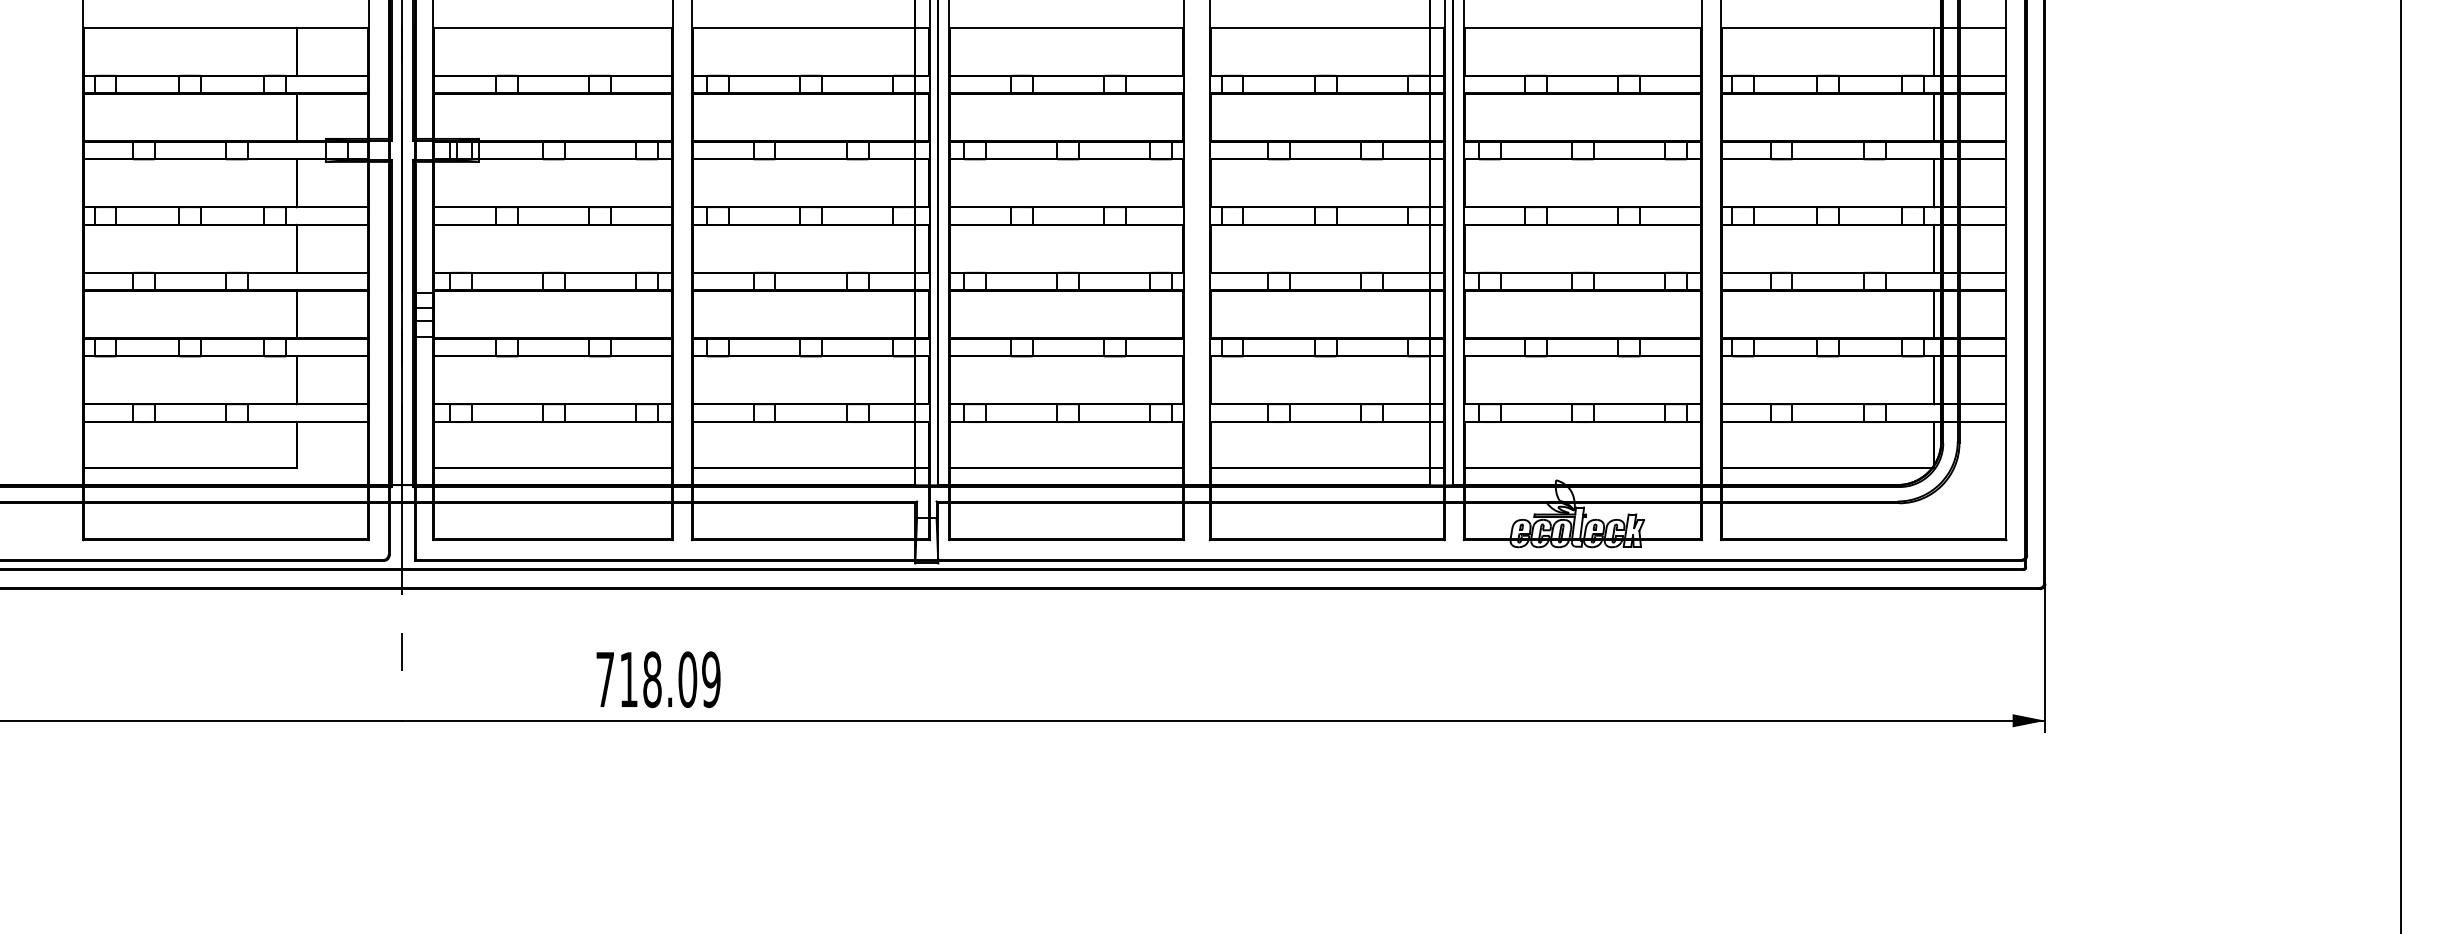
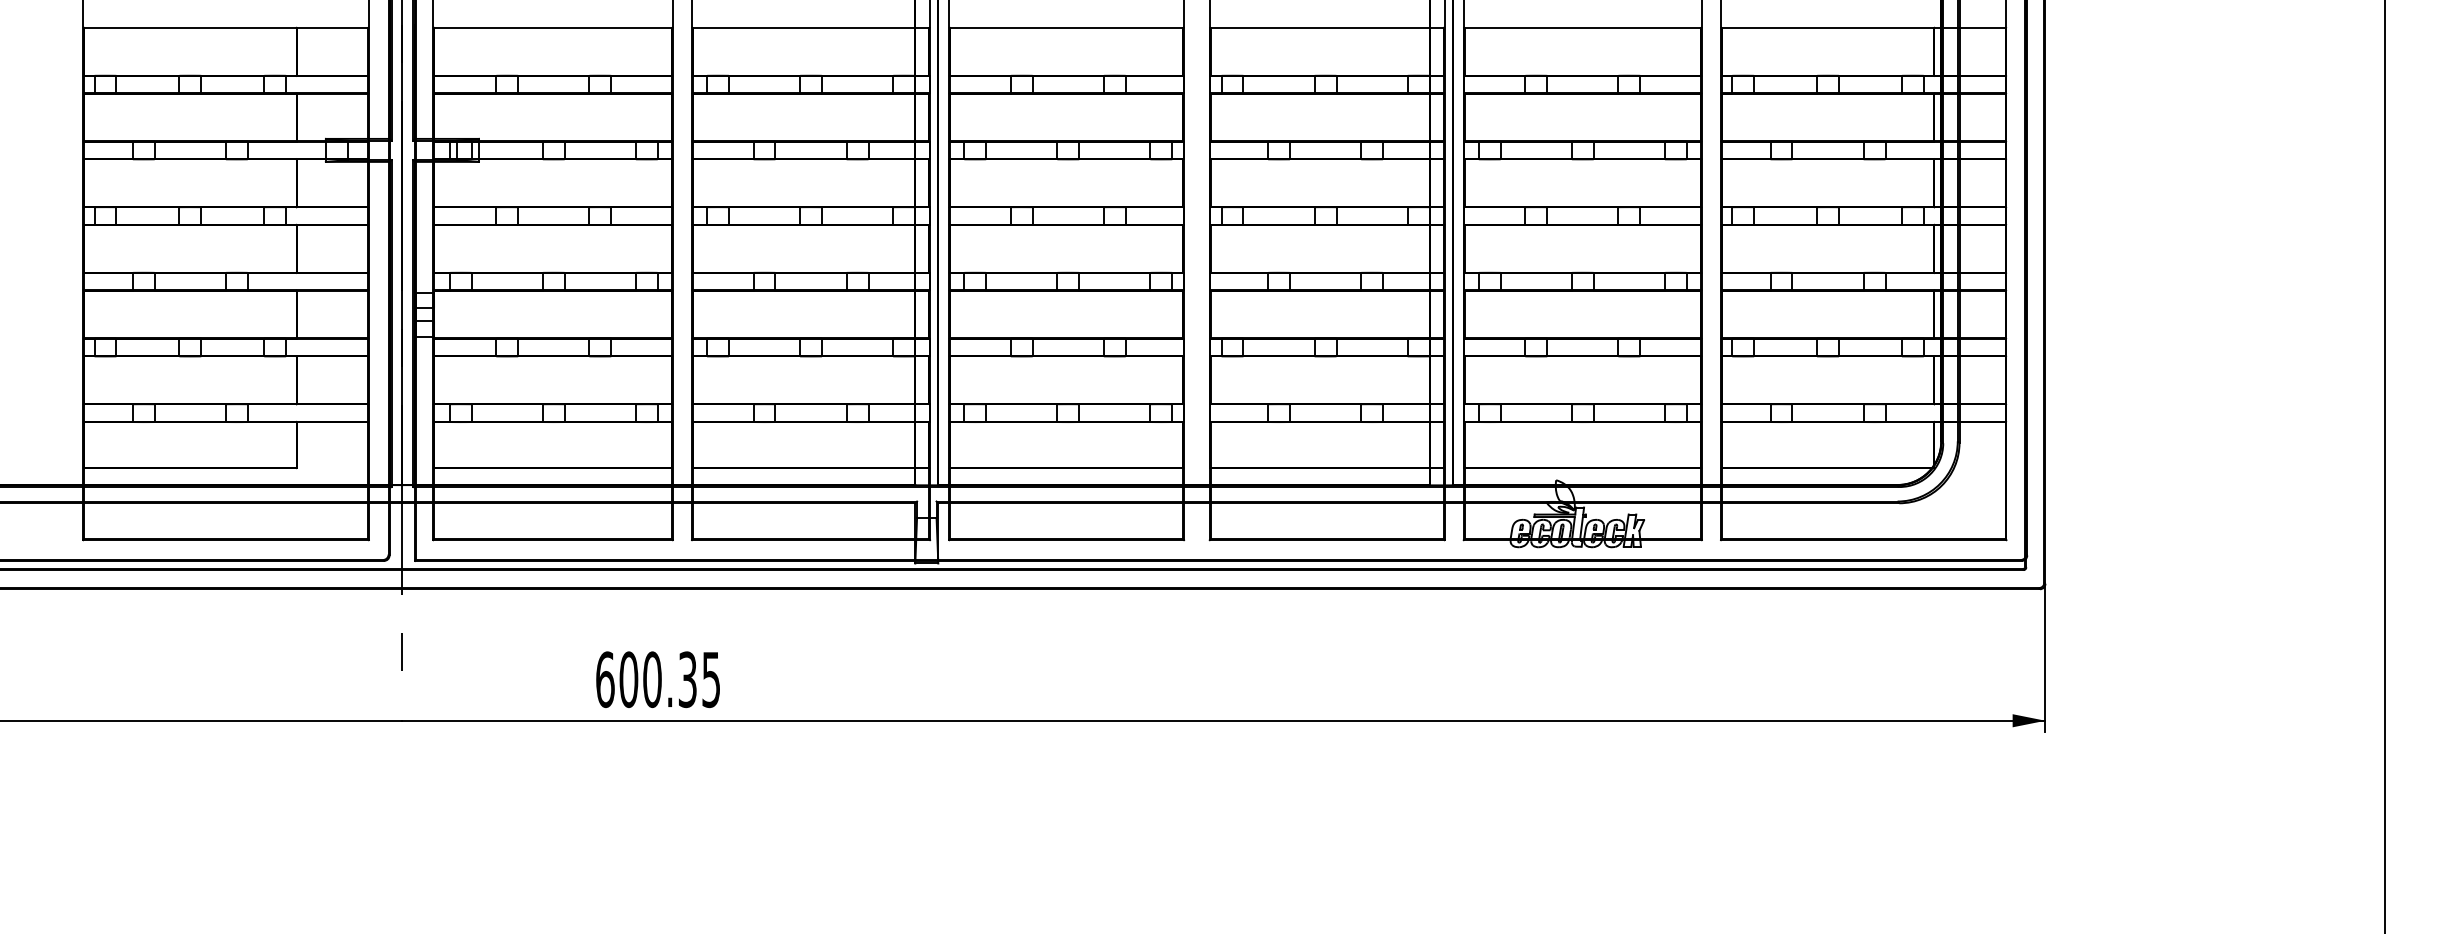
line position: (2401, 466) -> (2385, 466) (2385, 466)
text: 718.09 -> 600.35 (658, 679)
